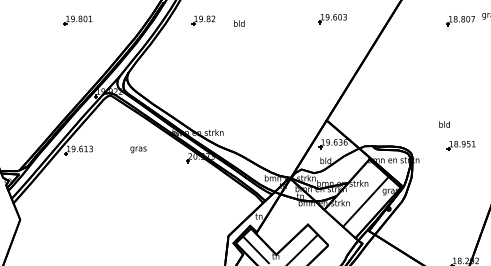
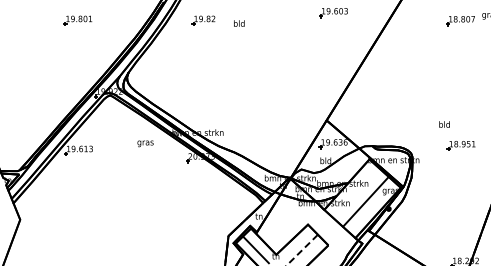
part position: (332, 19) -> (333, 13) (333, 13)
text position: (138, 149) -> (145, 143) (145, 143)
line: solid -> dashed (302, 250)
